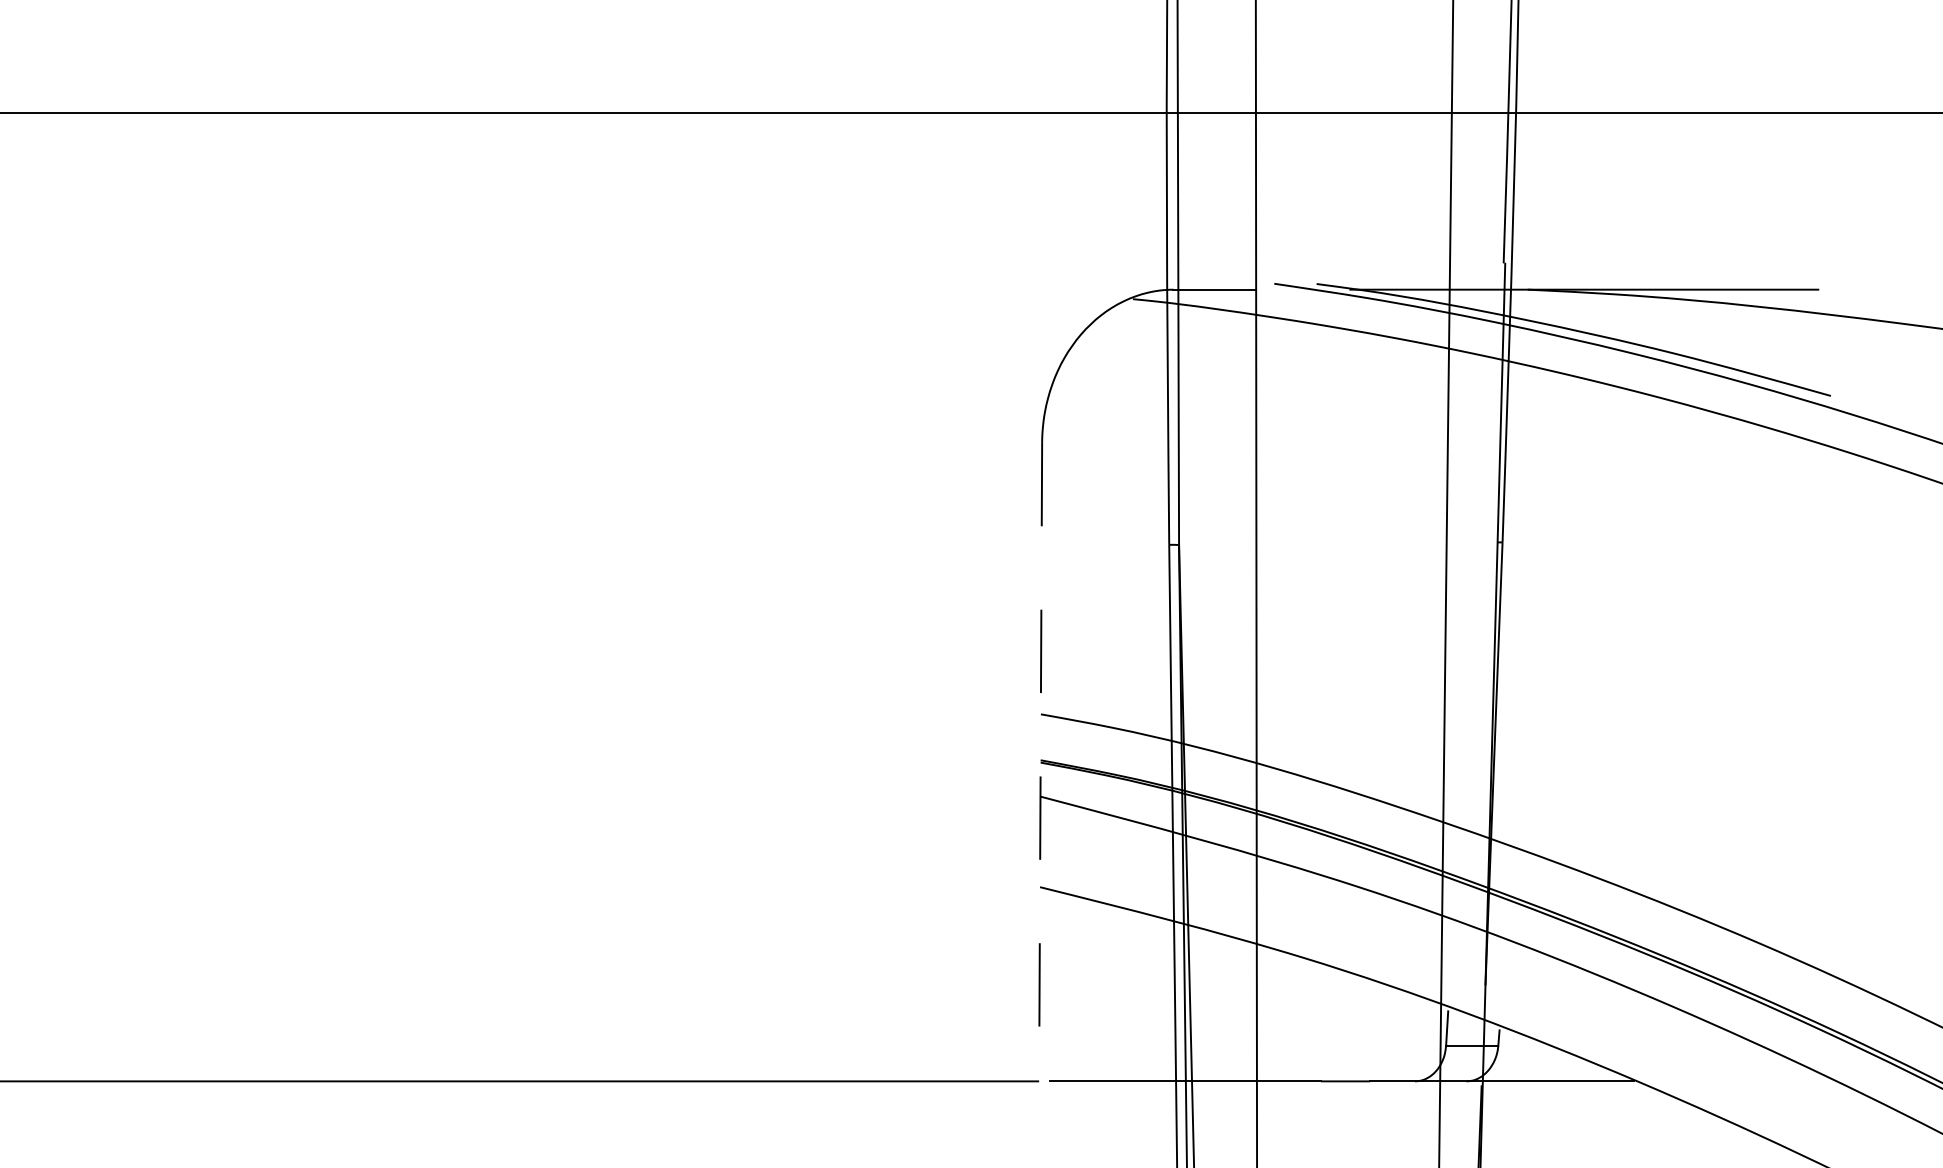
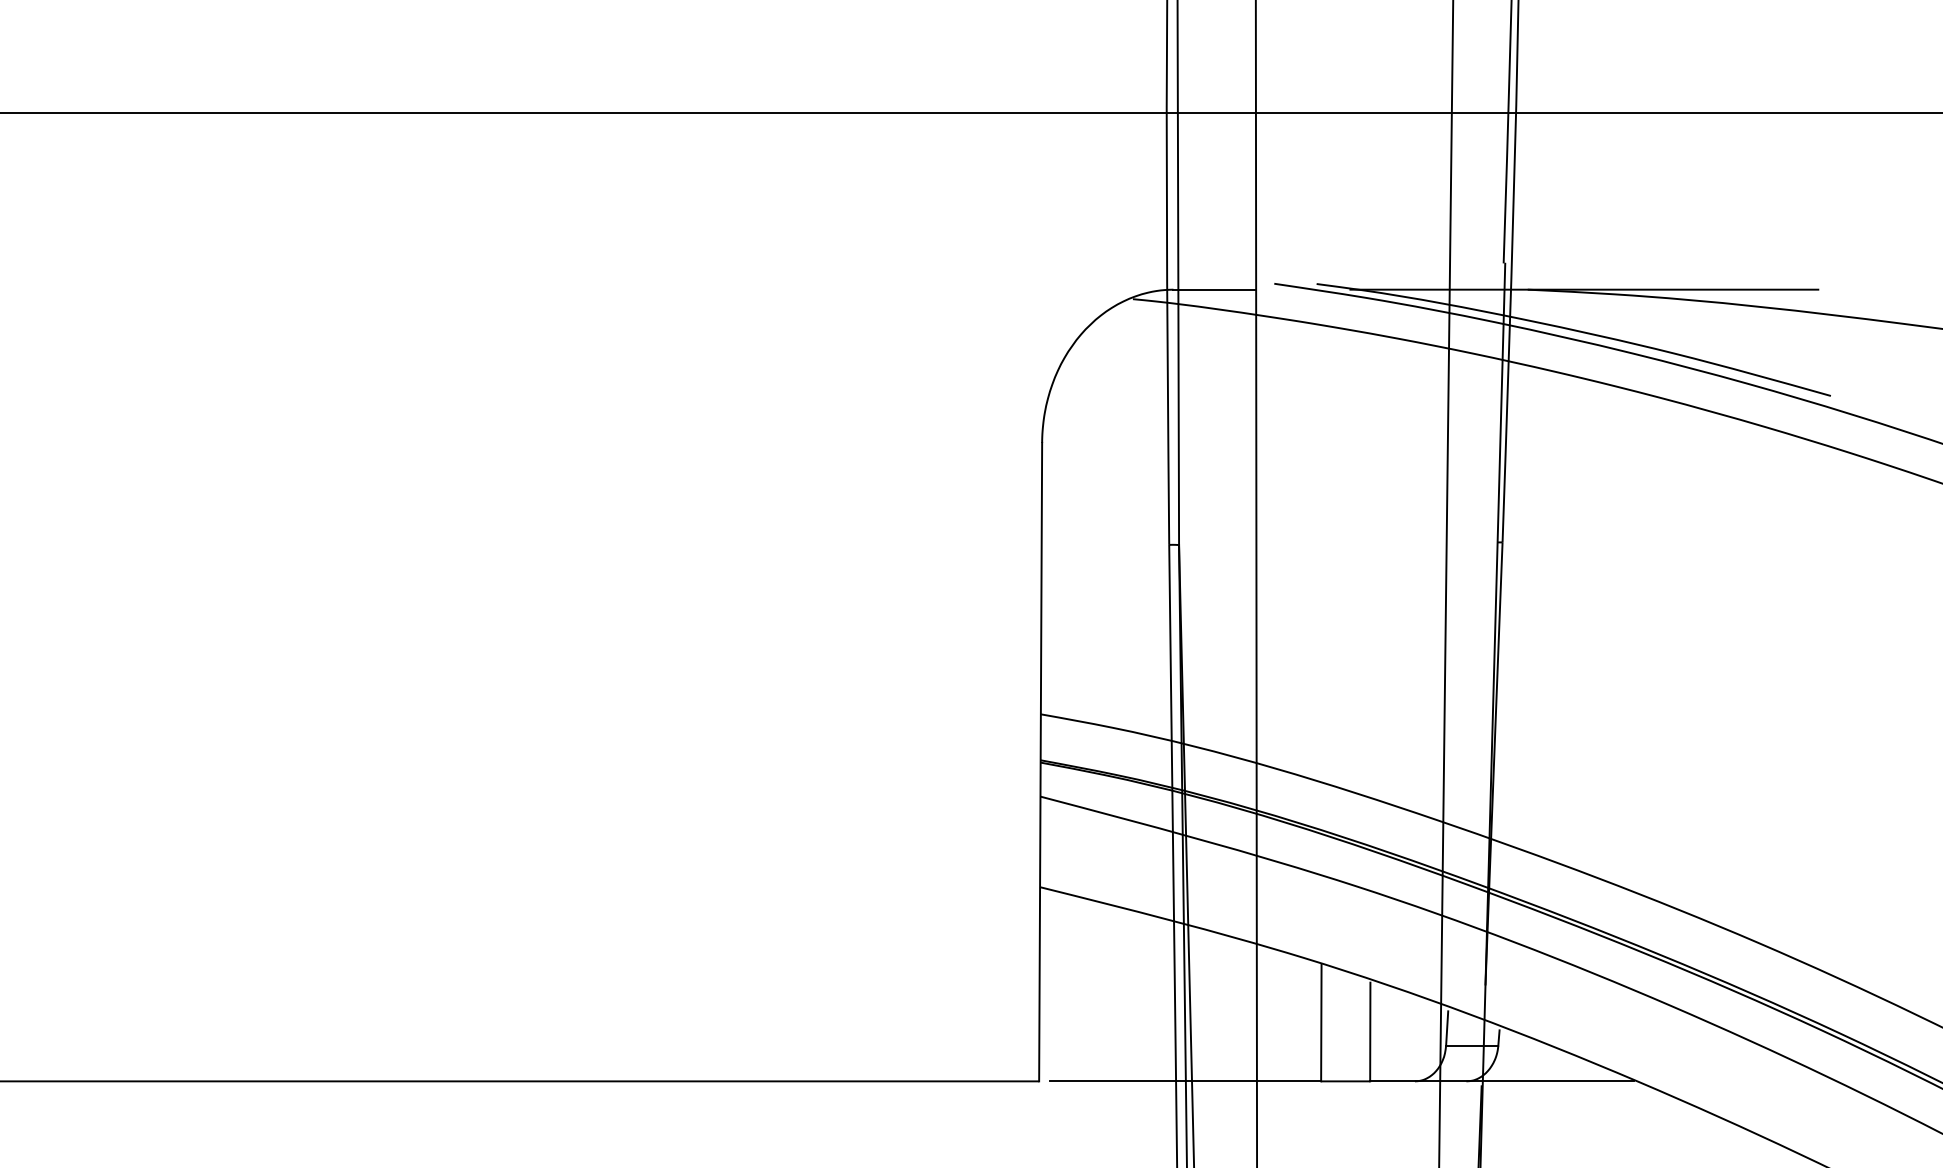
line: dashed -> solid (1040, 762)
line: none -> present (1321, 1022)
line: none -> present (1370, 1031)
